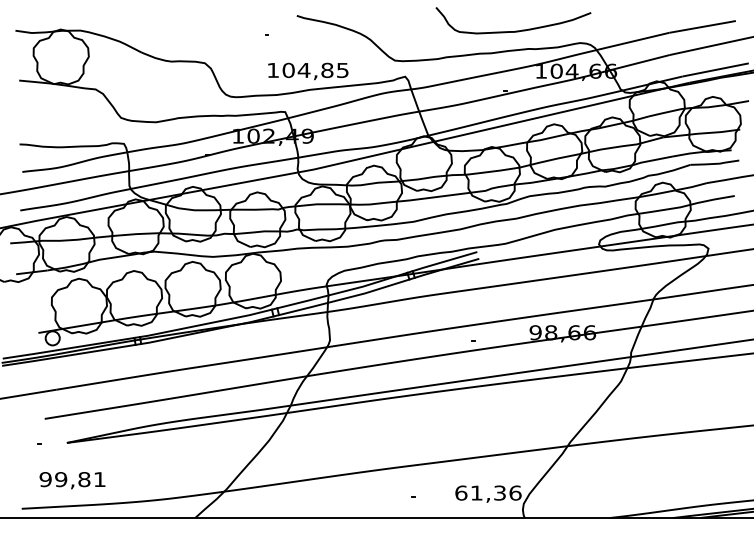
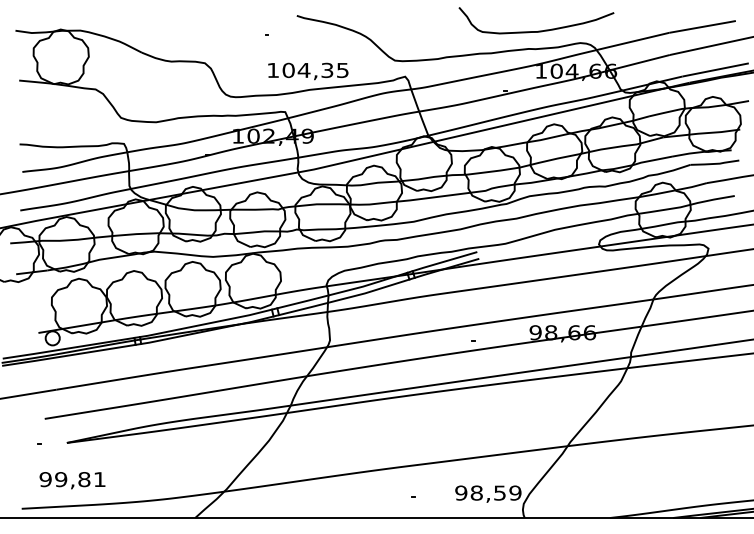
curve position: (515, 30) -> (538, 30) (538, 30)
text: 104,85 -> 104,35 (327, 69)
text: 61,36 -> 98,59 (488, 492)
